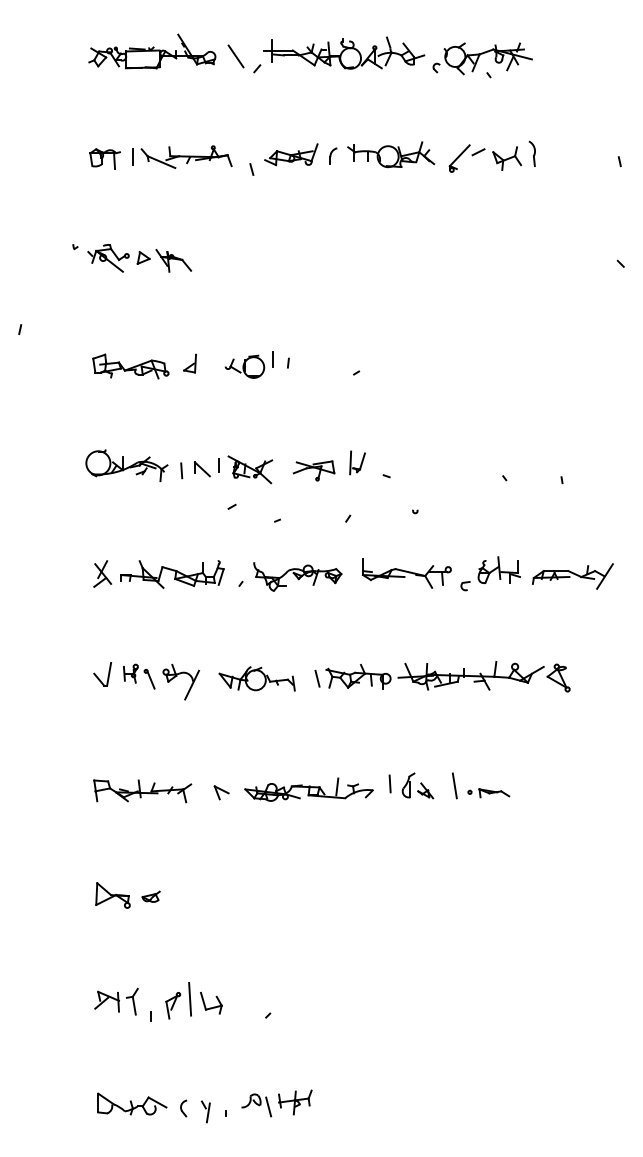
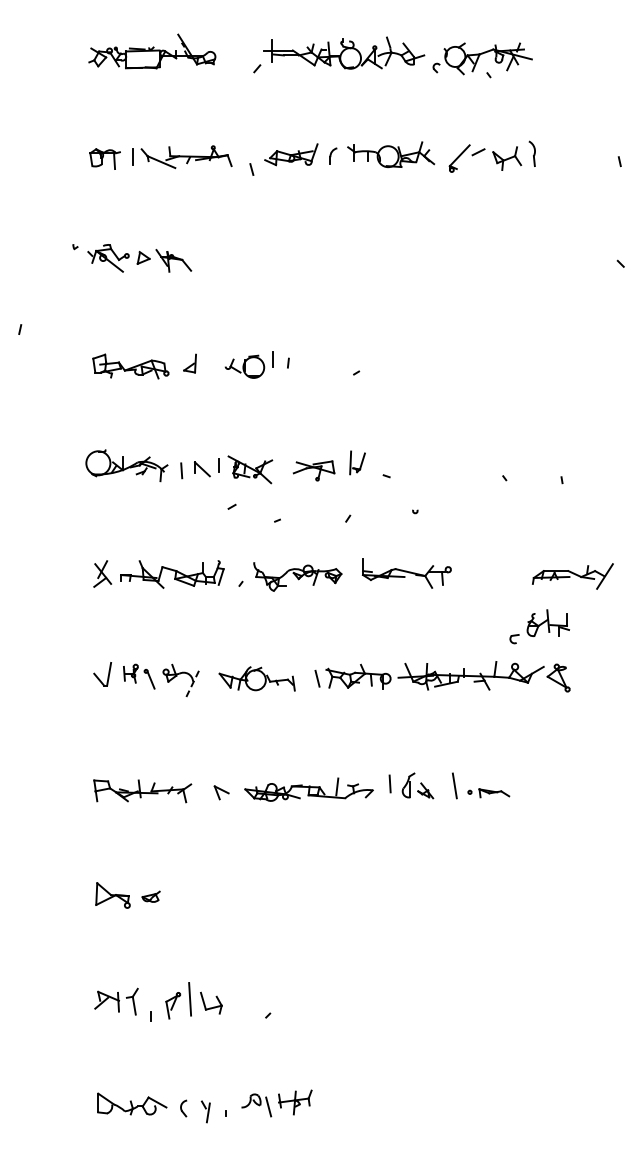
line: present -> none (235, 56)
part position: (490, 573) -> (539, 626) (539, 626)
line: solid -> dashed (192, 685)
